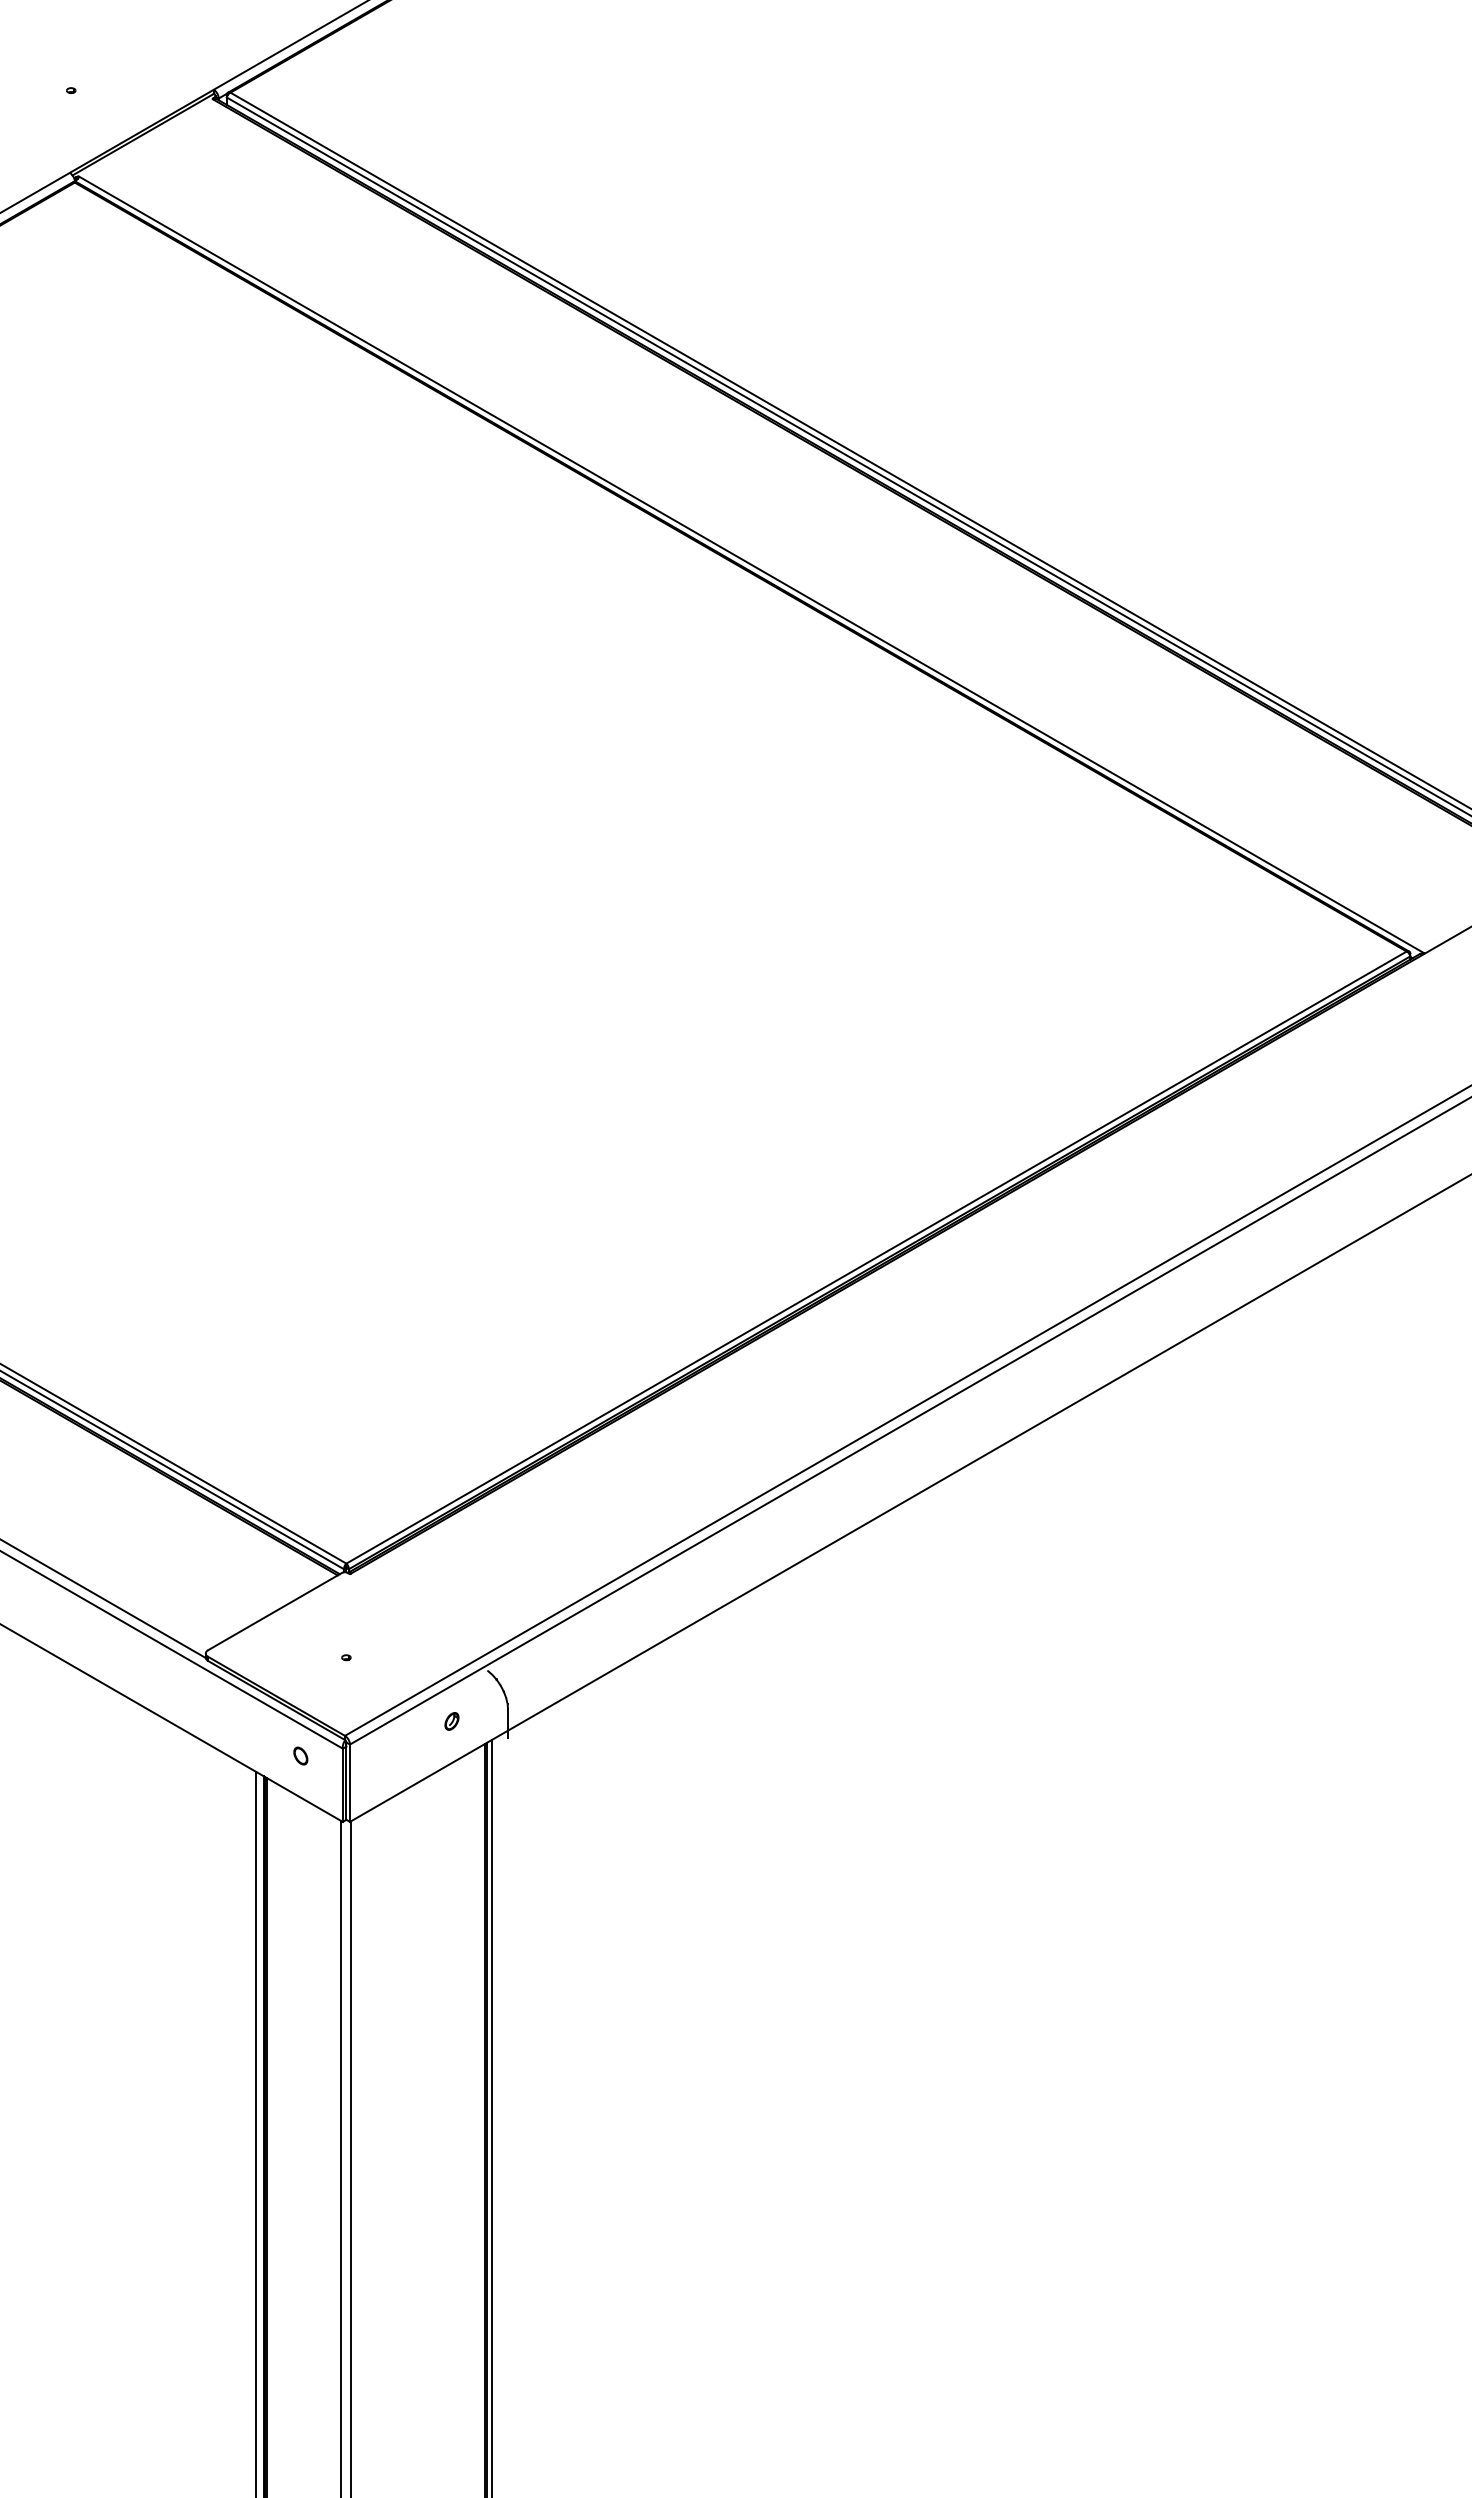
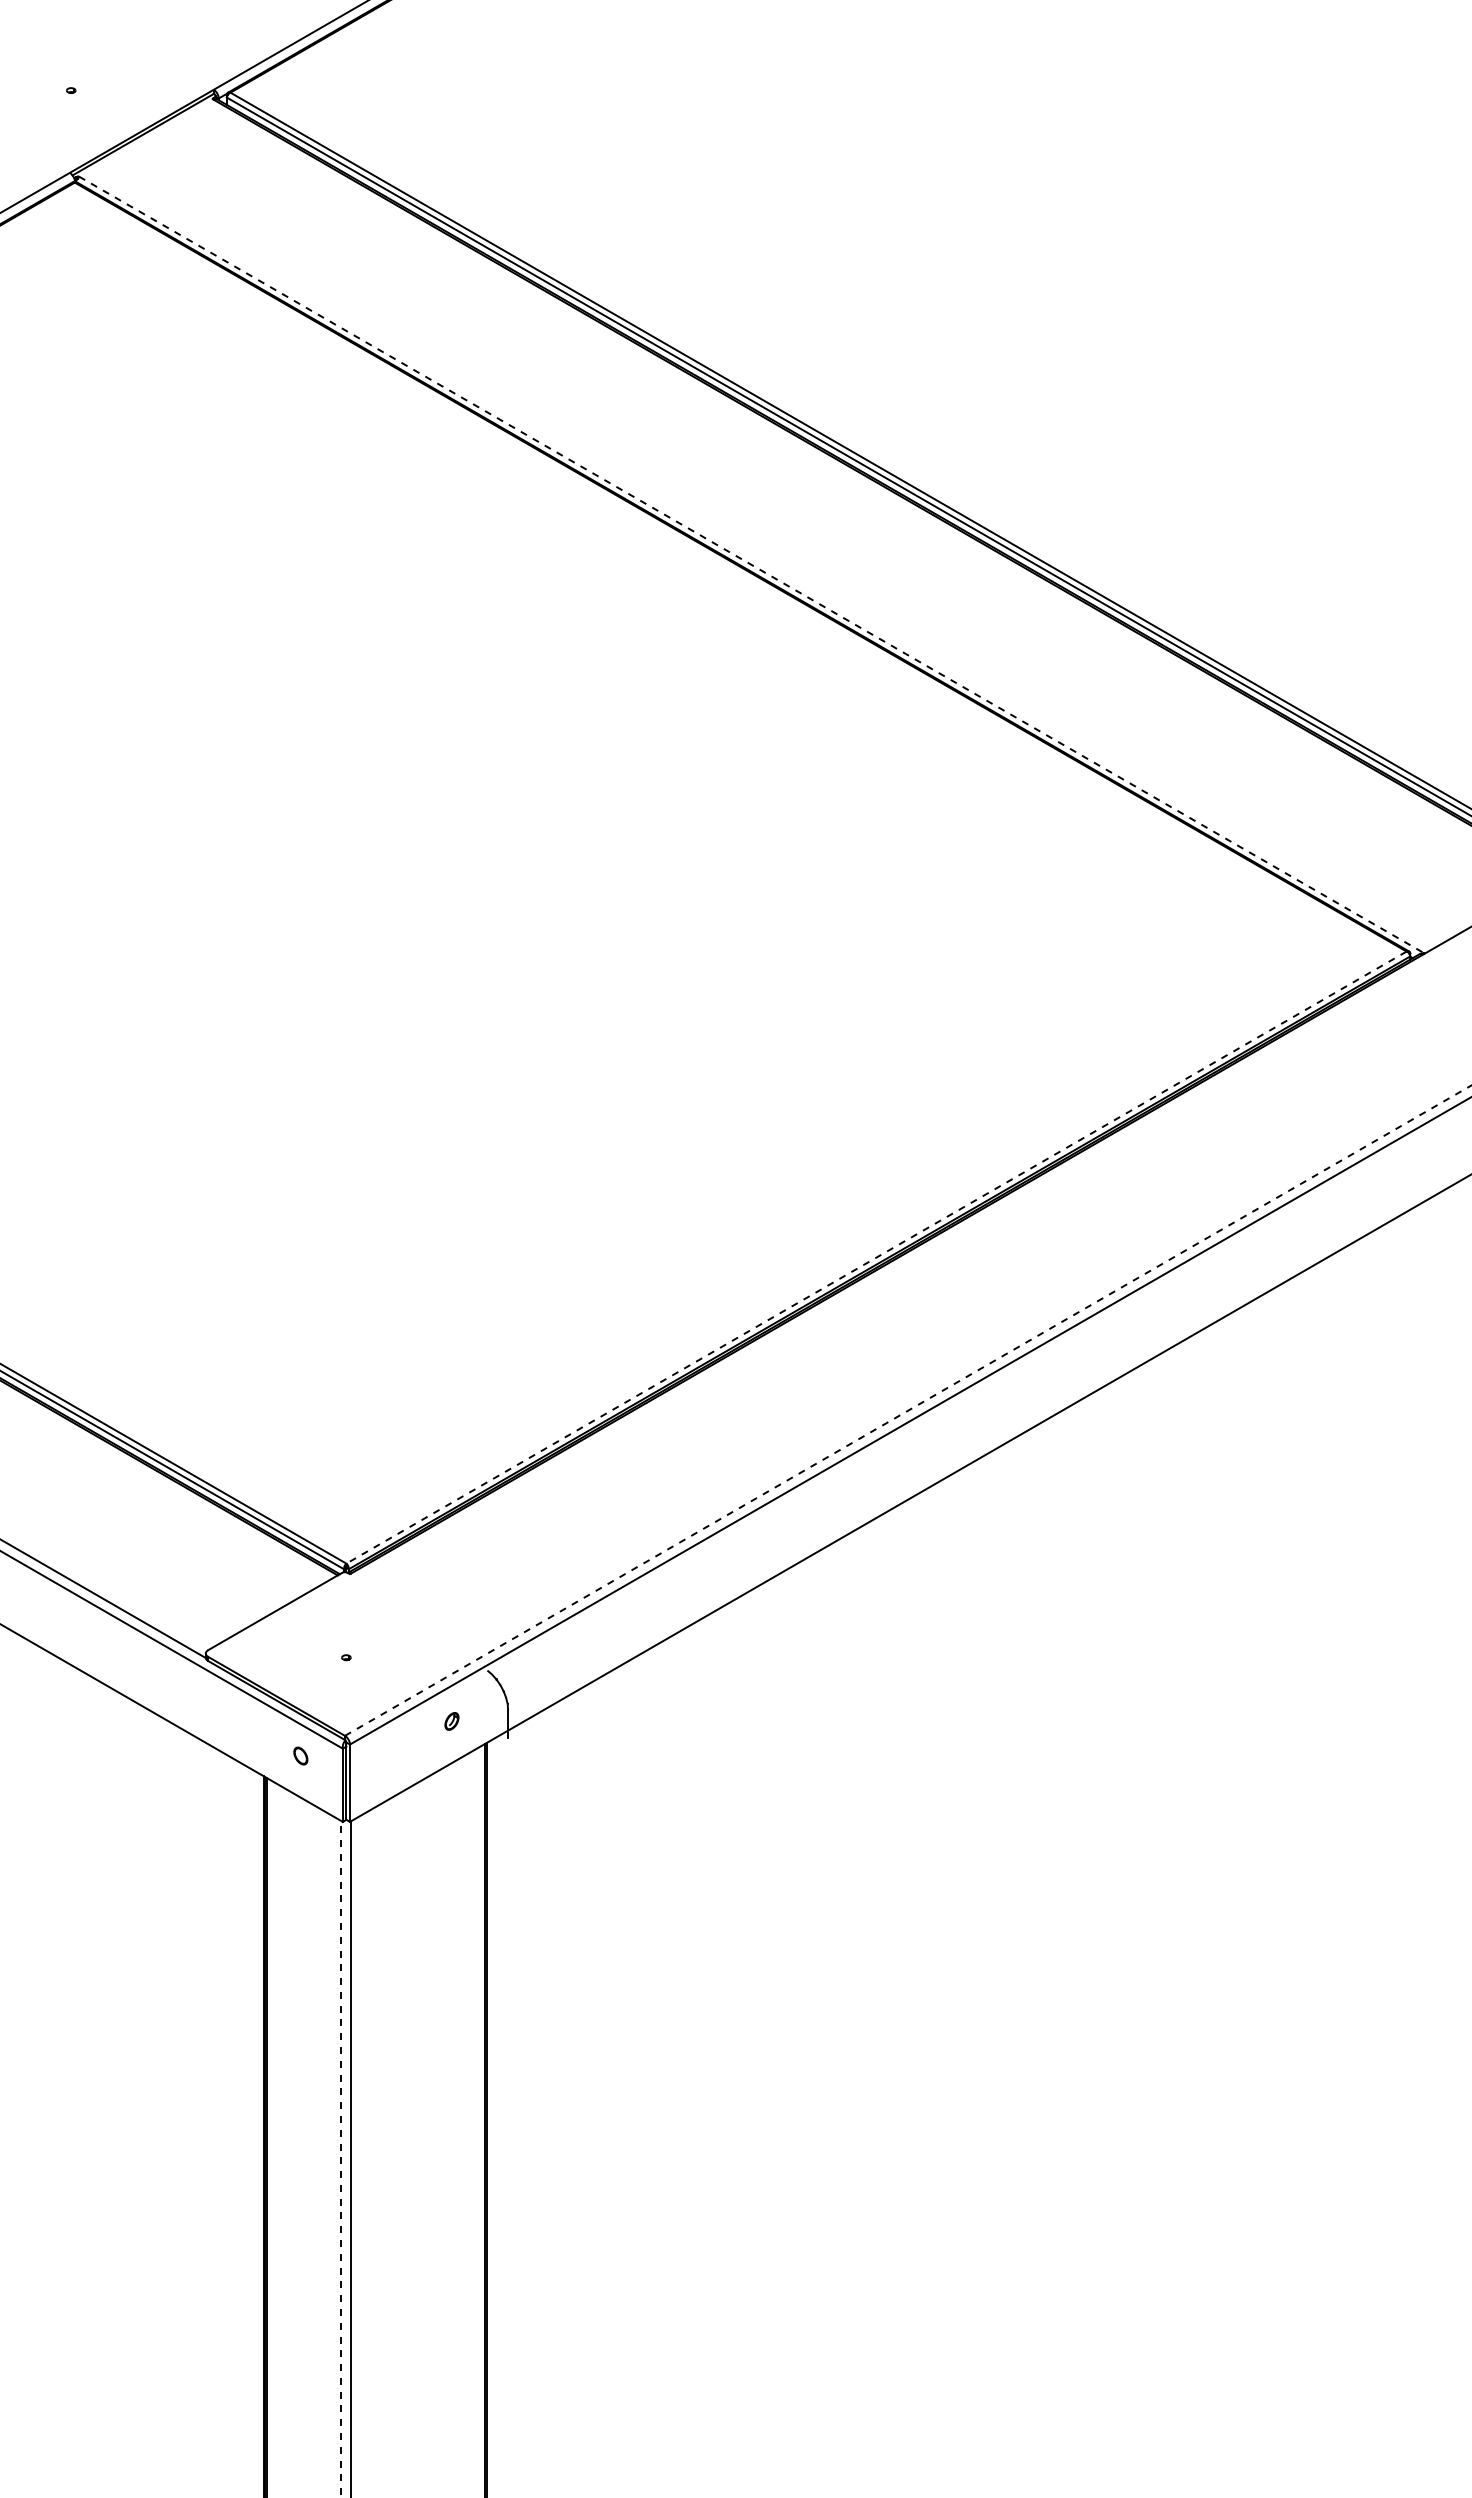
line: solid -> dashed (751, 564)
line: solid -> dashed (876, 1257)
line: solid -> dashed (908, 1410)
line: present -> none (491, 2116)
line: present -> none (256, 2132)
line: solid -> dashed (341, 2159)
